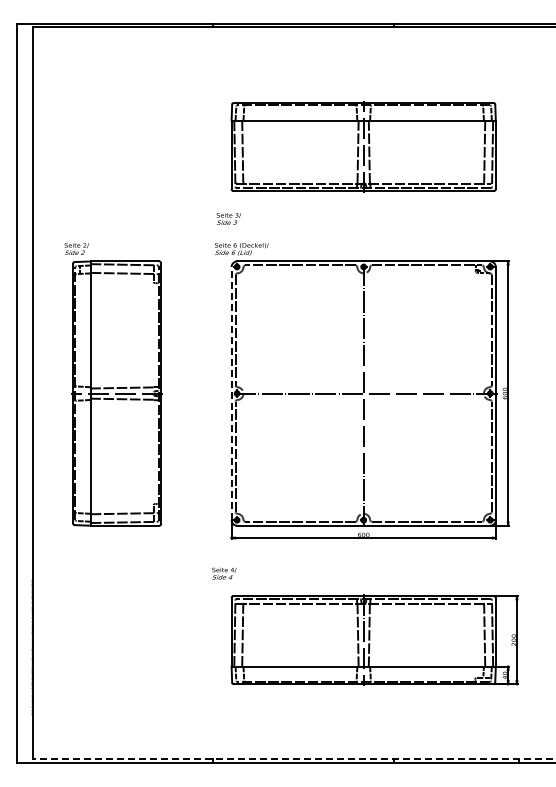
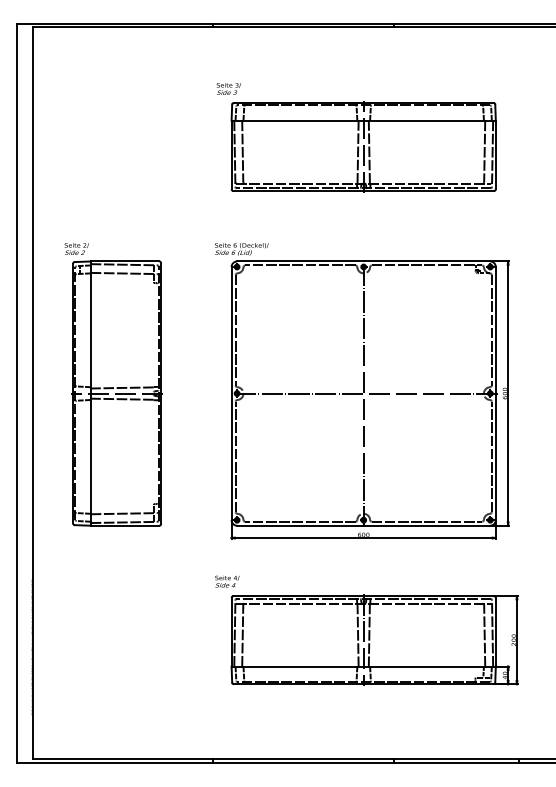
text position: (228, 218) -> (228, 88) (228, 88)
line: dashed -> solid (231, 393)
text position: (224, 573) -> (227, 581) (227, 581)
line: dashed -> solid (294, 758)
